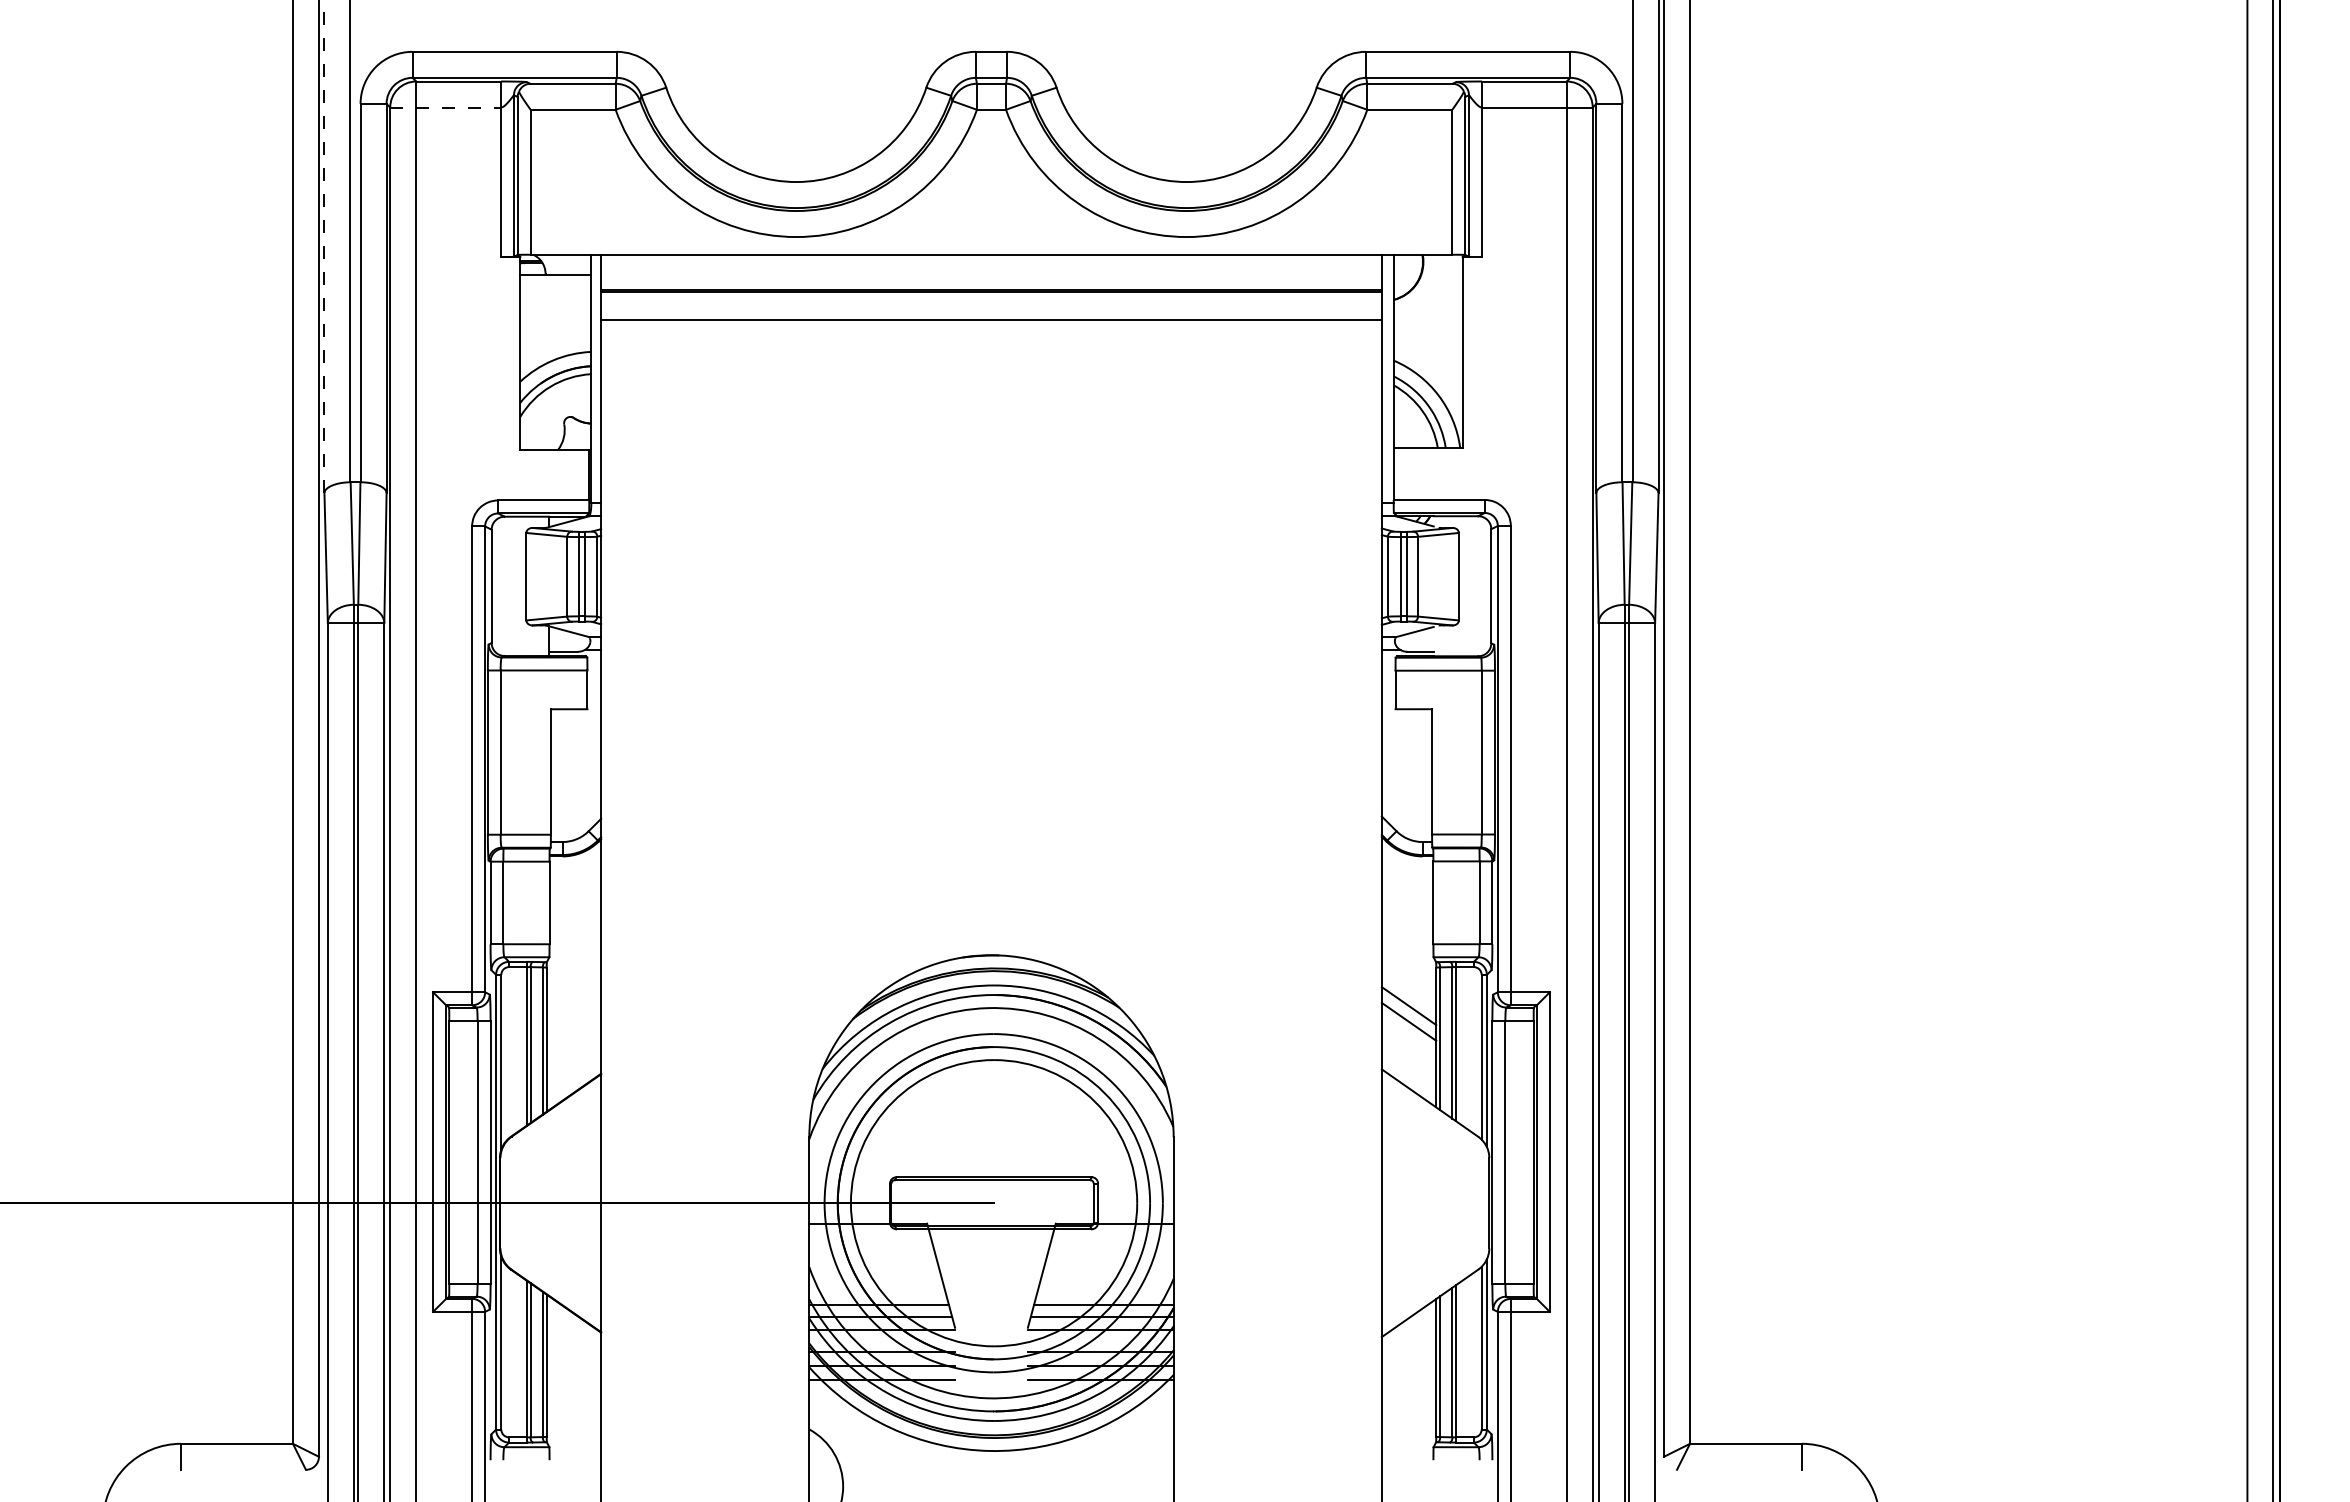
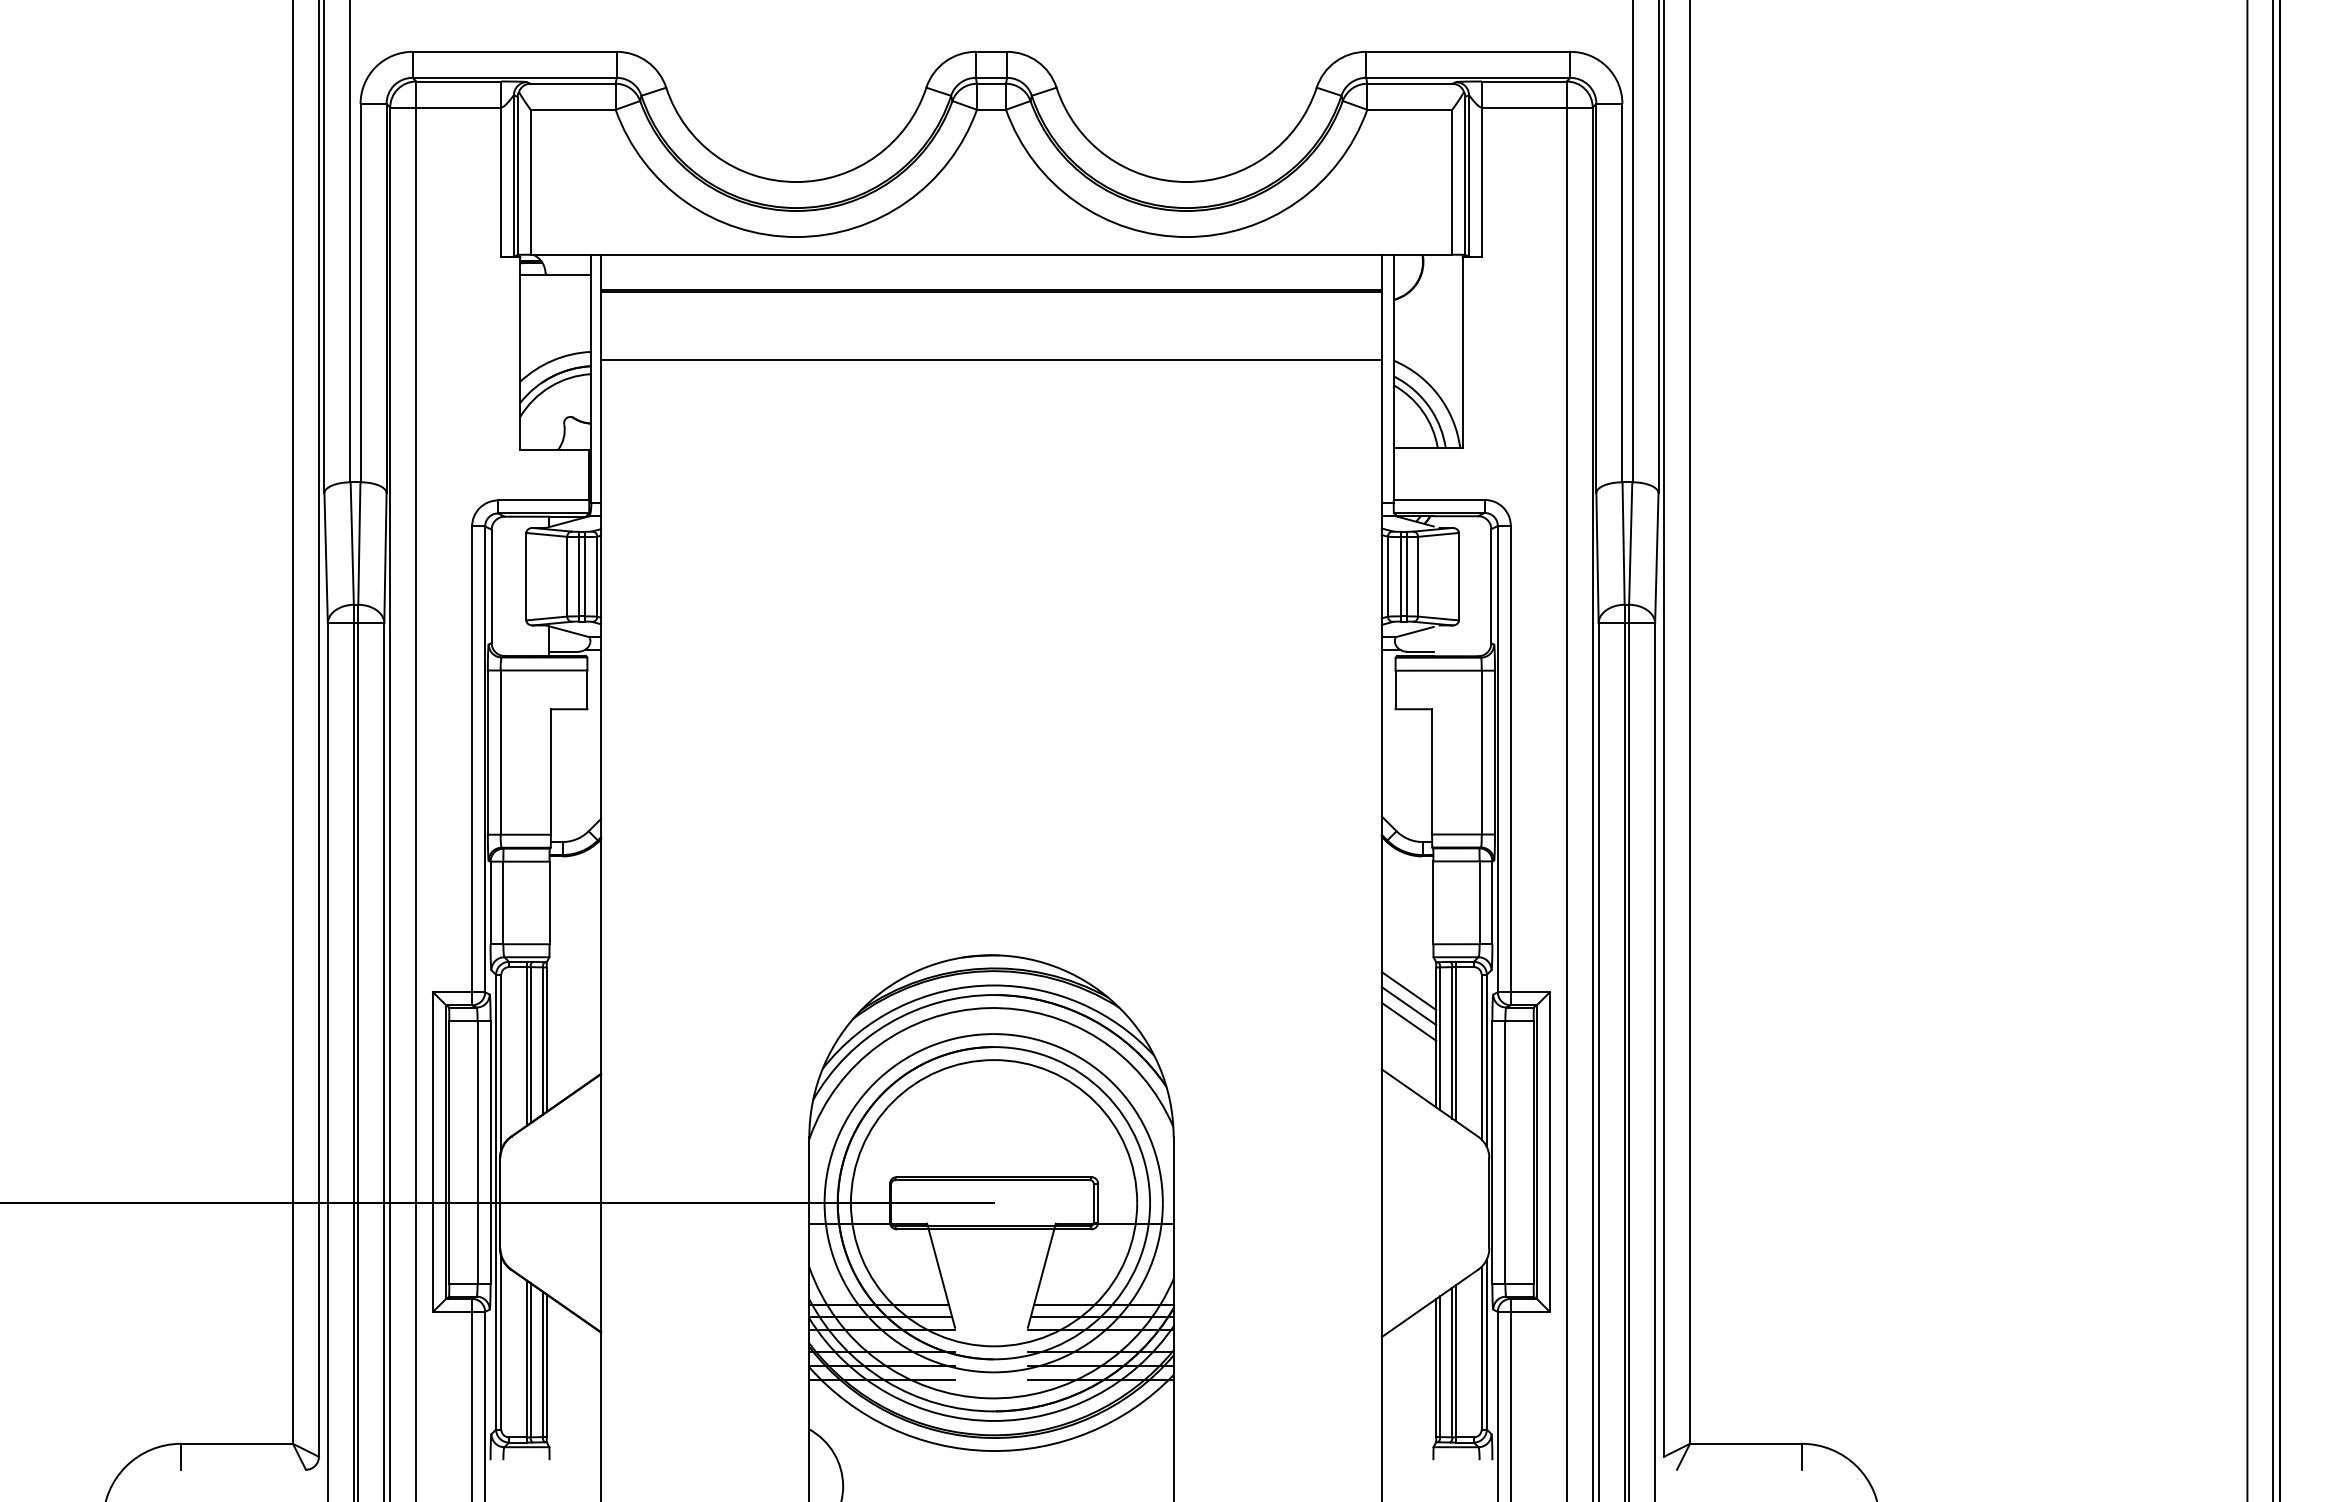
line: dashed -> solid (446, 107)
line: dashed -> solid (324, 246)
line position: (991, 320) -> (991, 360) (991, 360)
line: none -> present (1408, 991)
